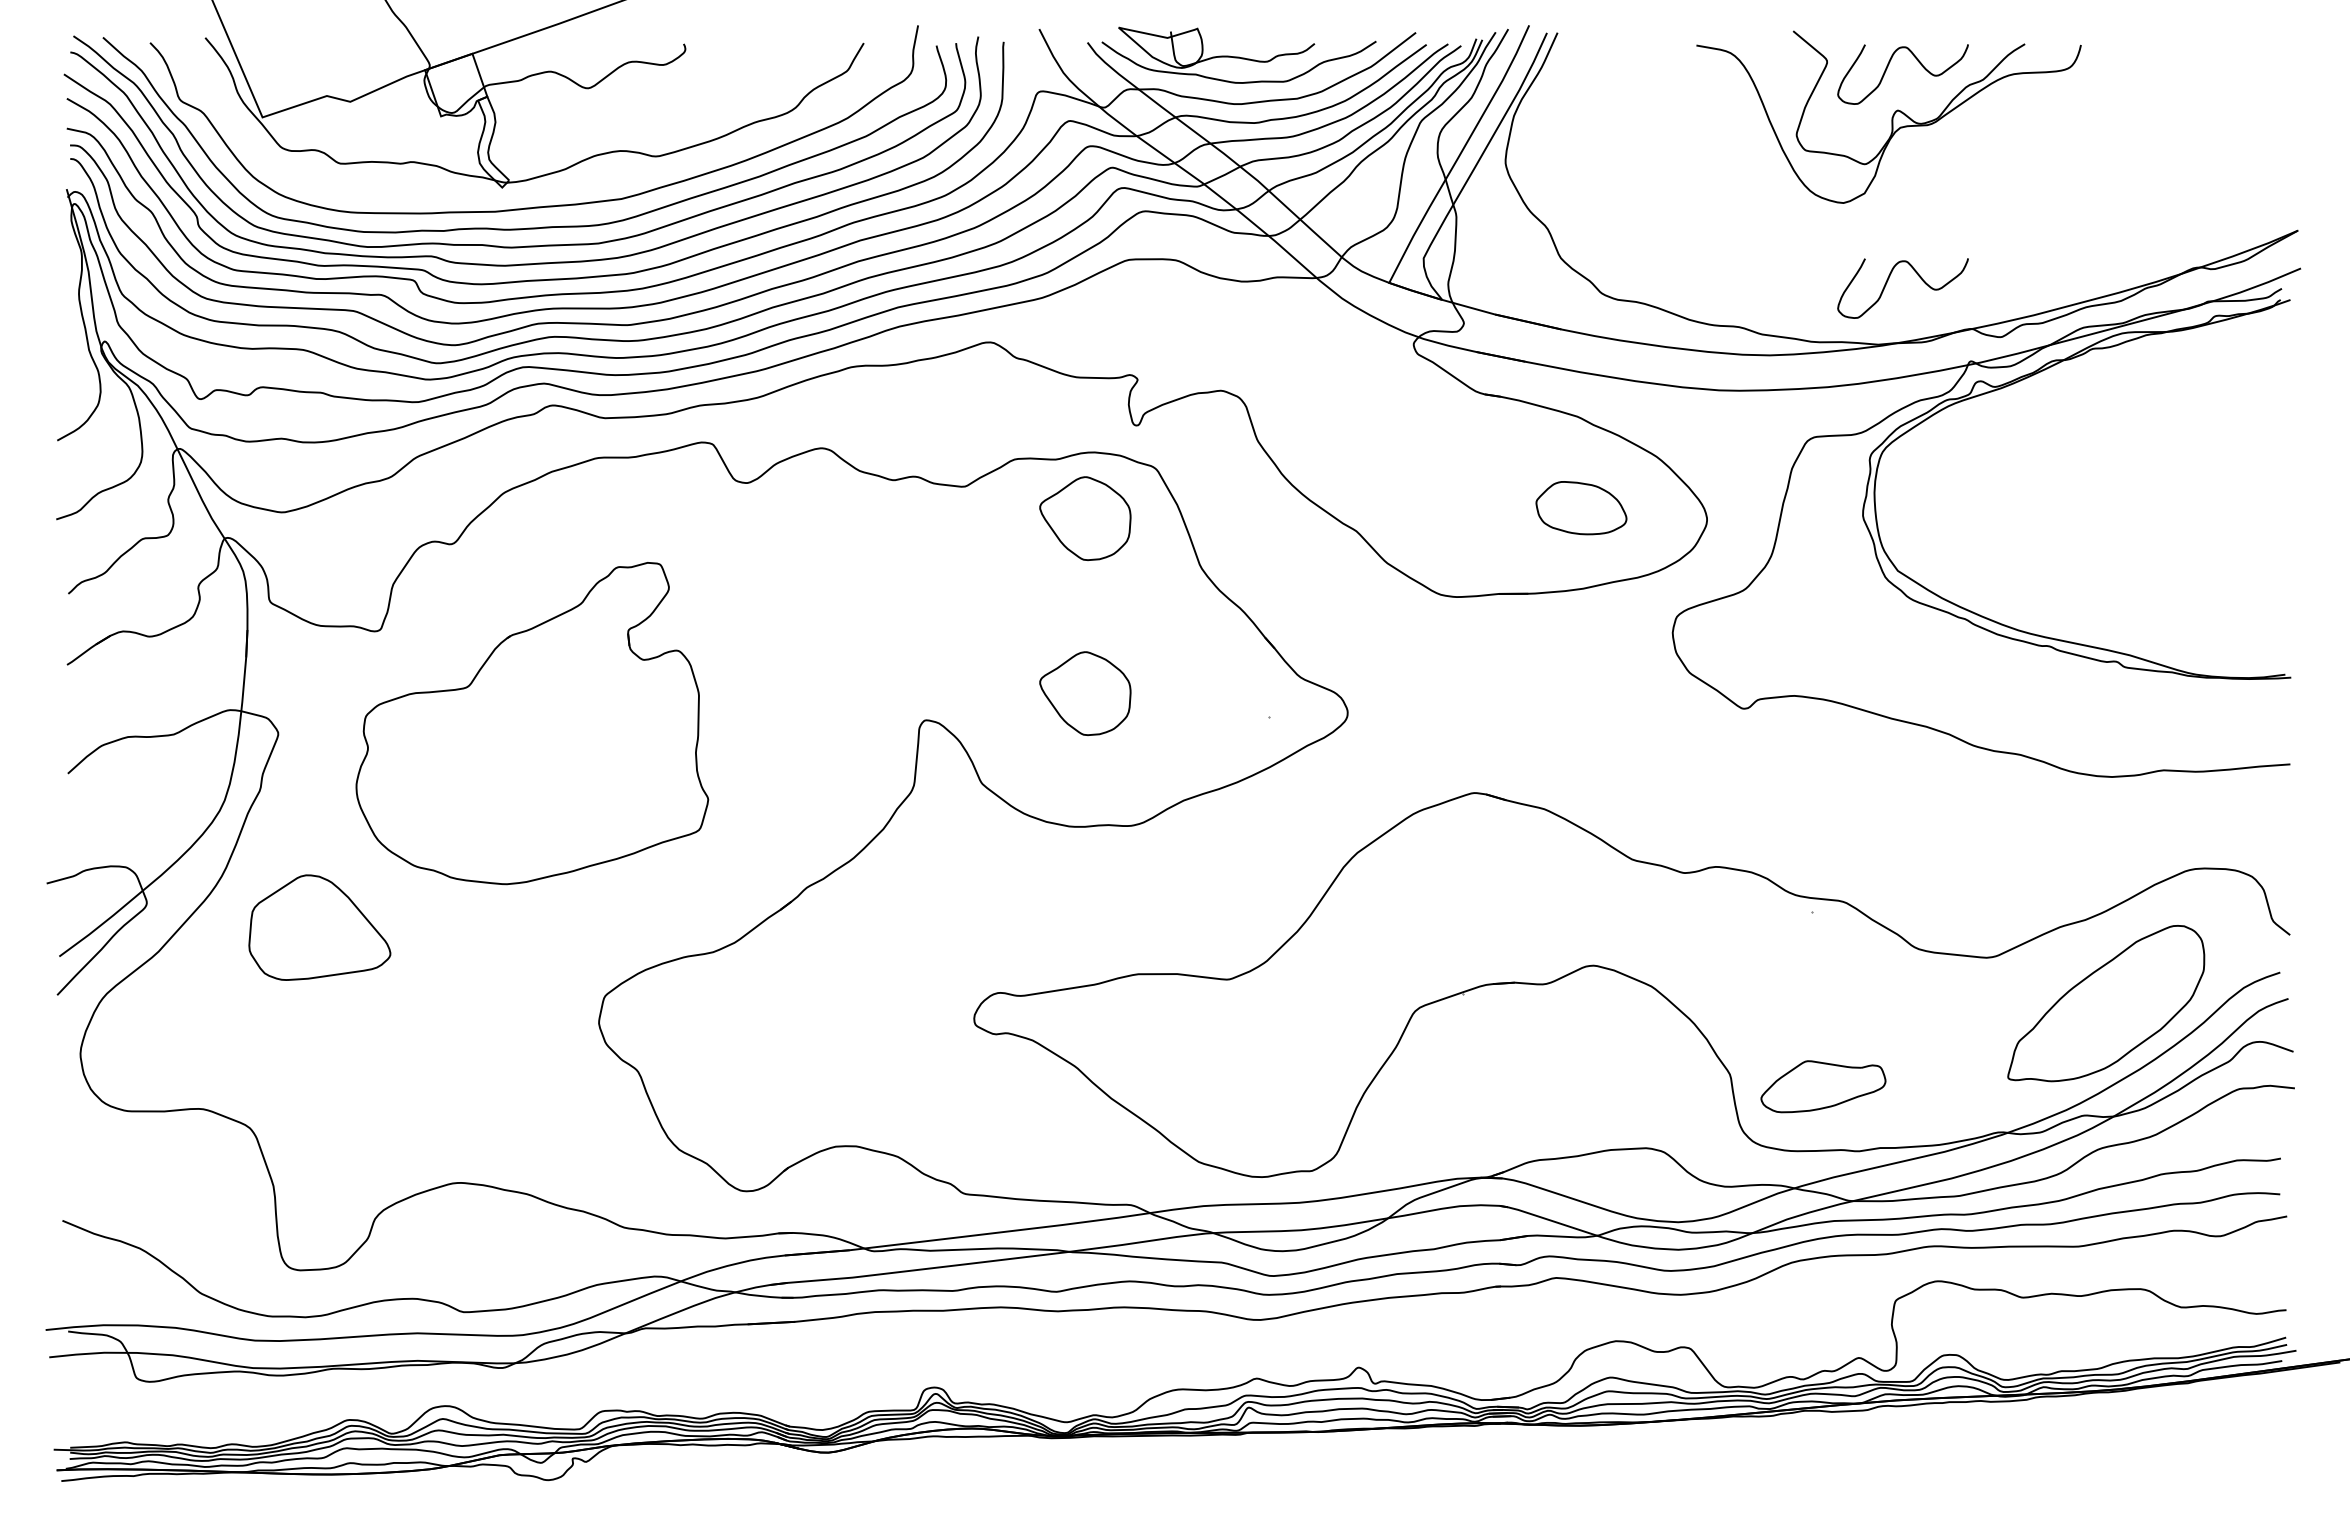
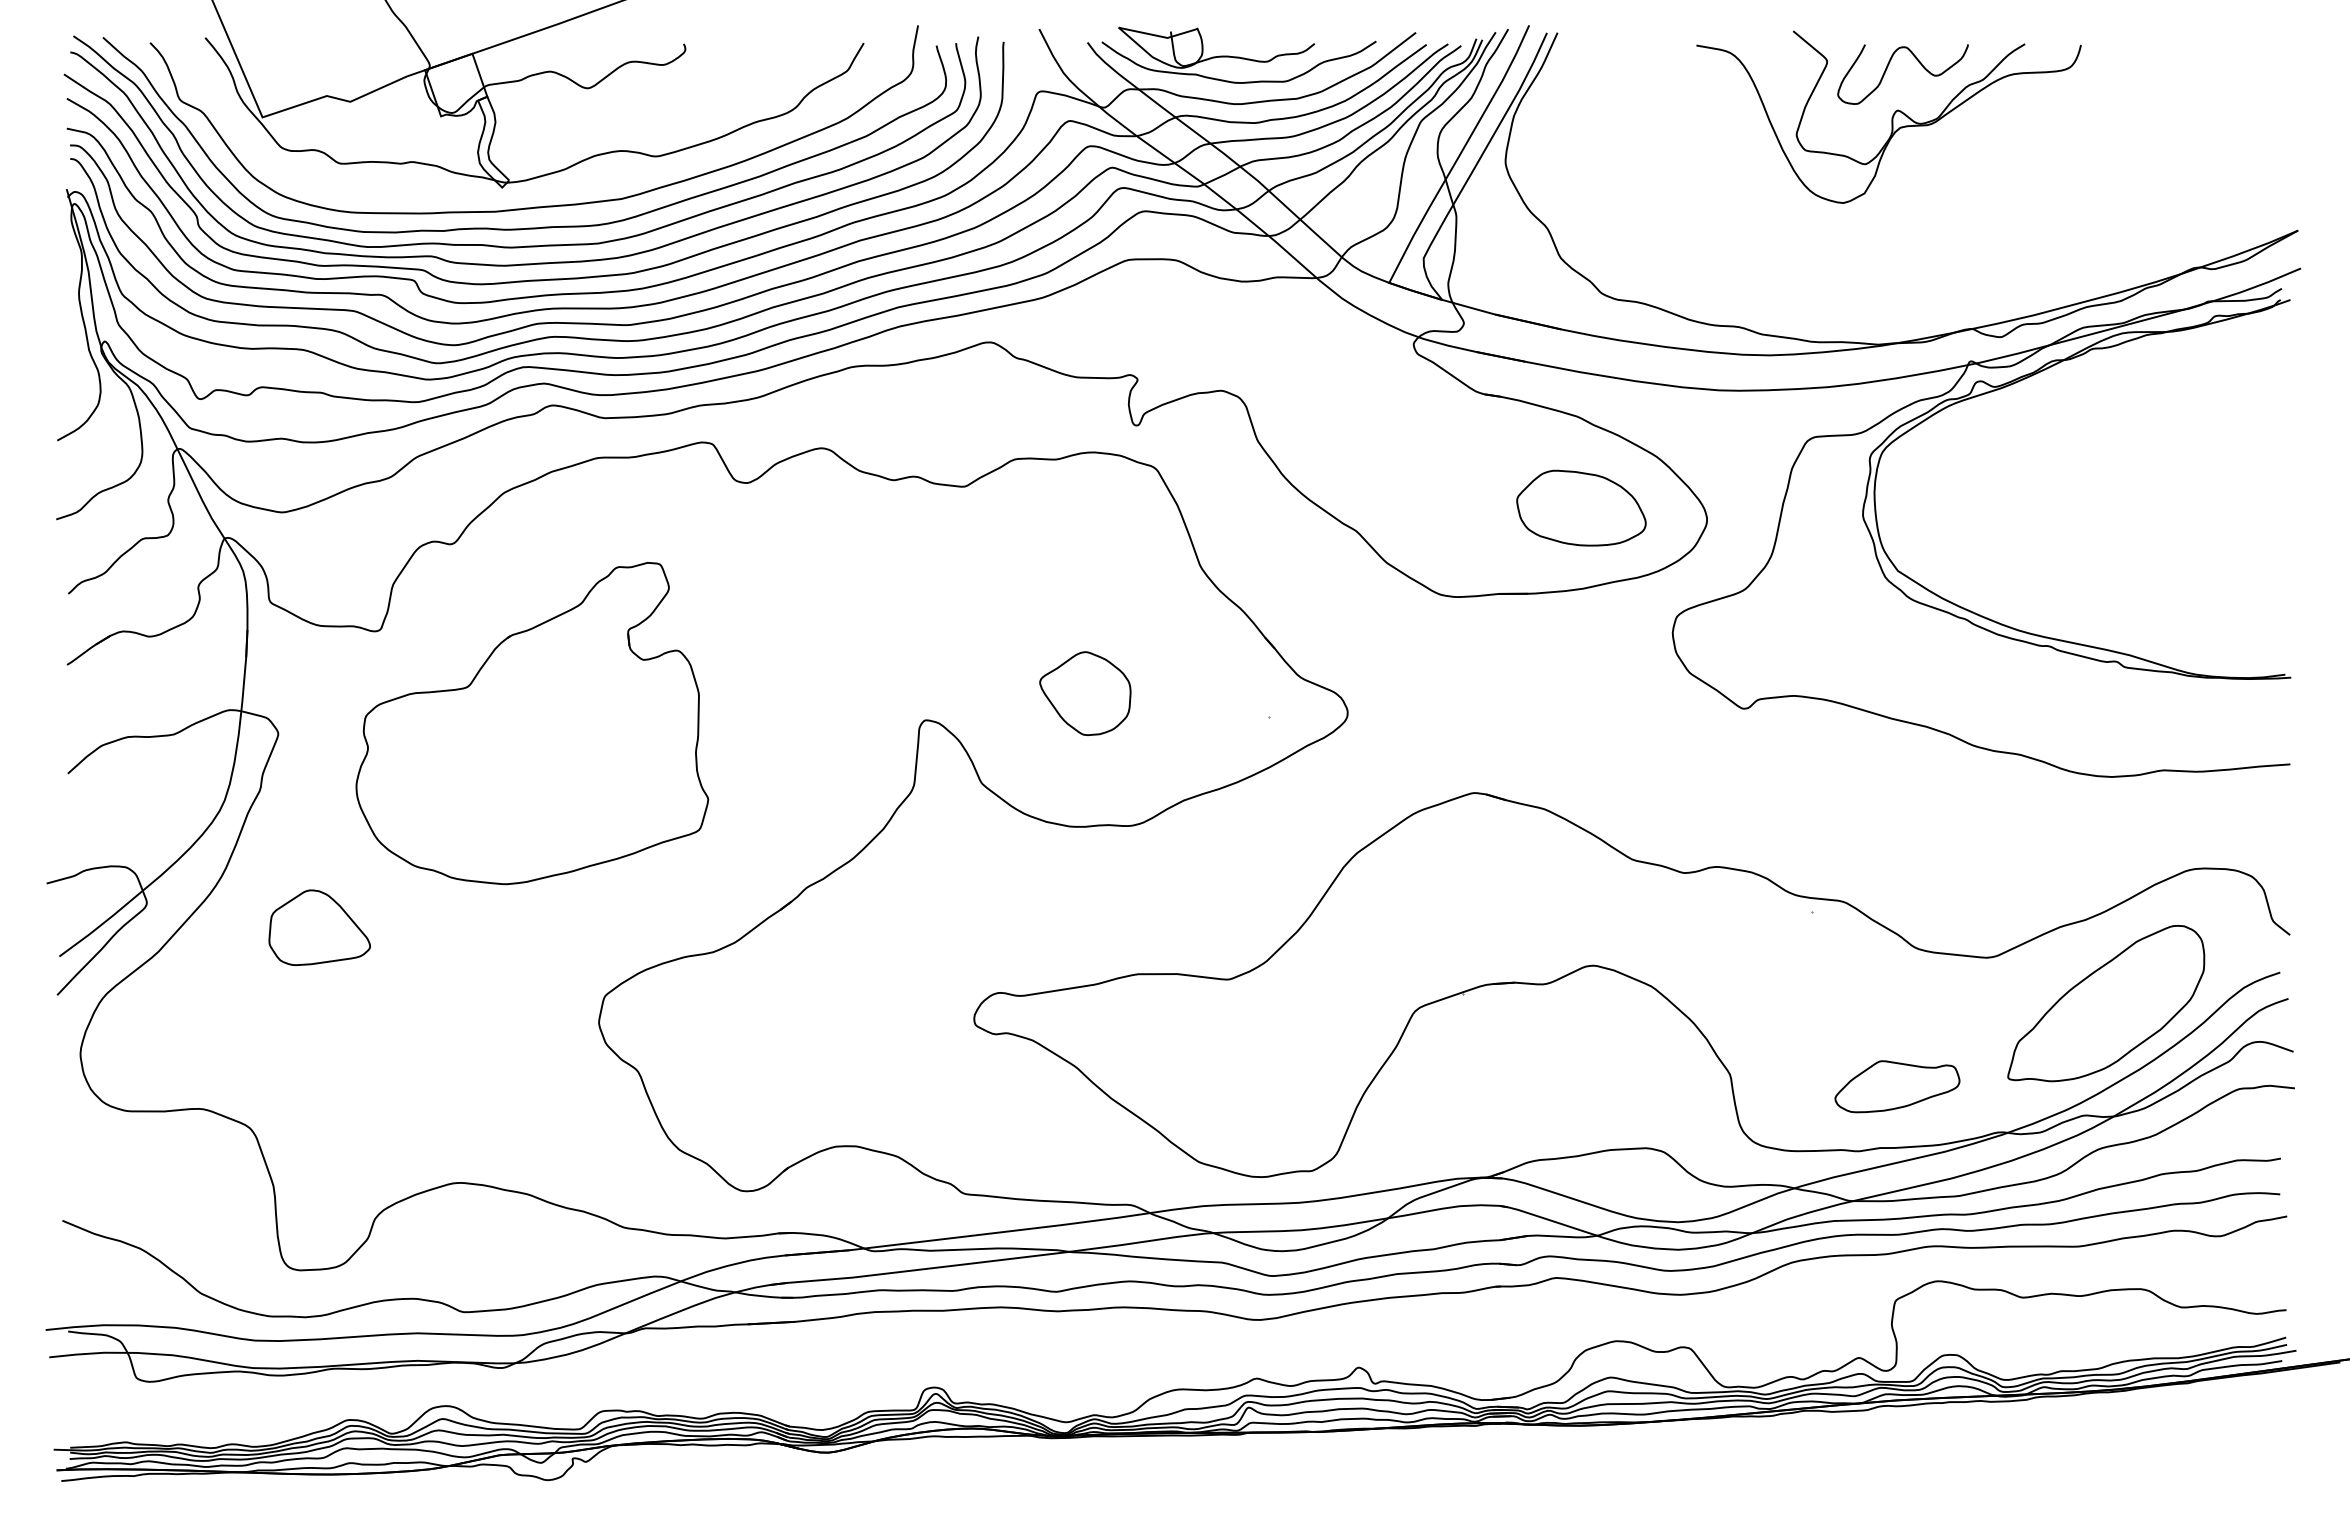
curve: present -> none (1887, 283)
part size: 93x55 px -> 131x78 px (1581, 507)
part: present -> none (1085, 518)
part size: 144x107 px -> 103x78 px (319, 927)
part position: (1823, 1086) -> (1897, 1086) (1897, 1086)
